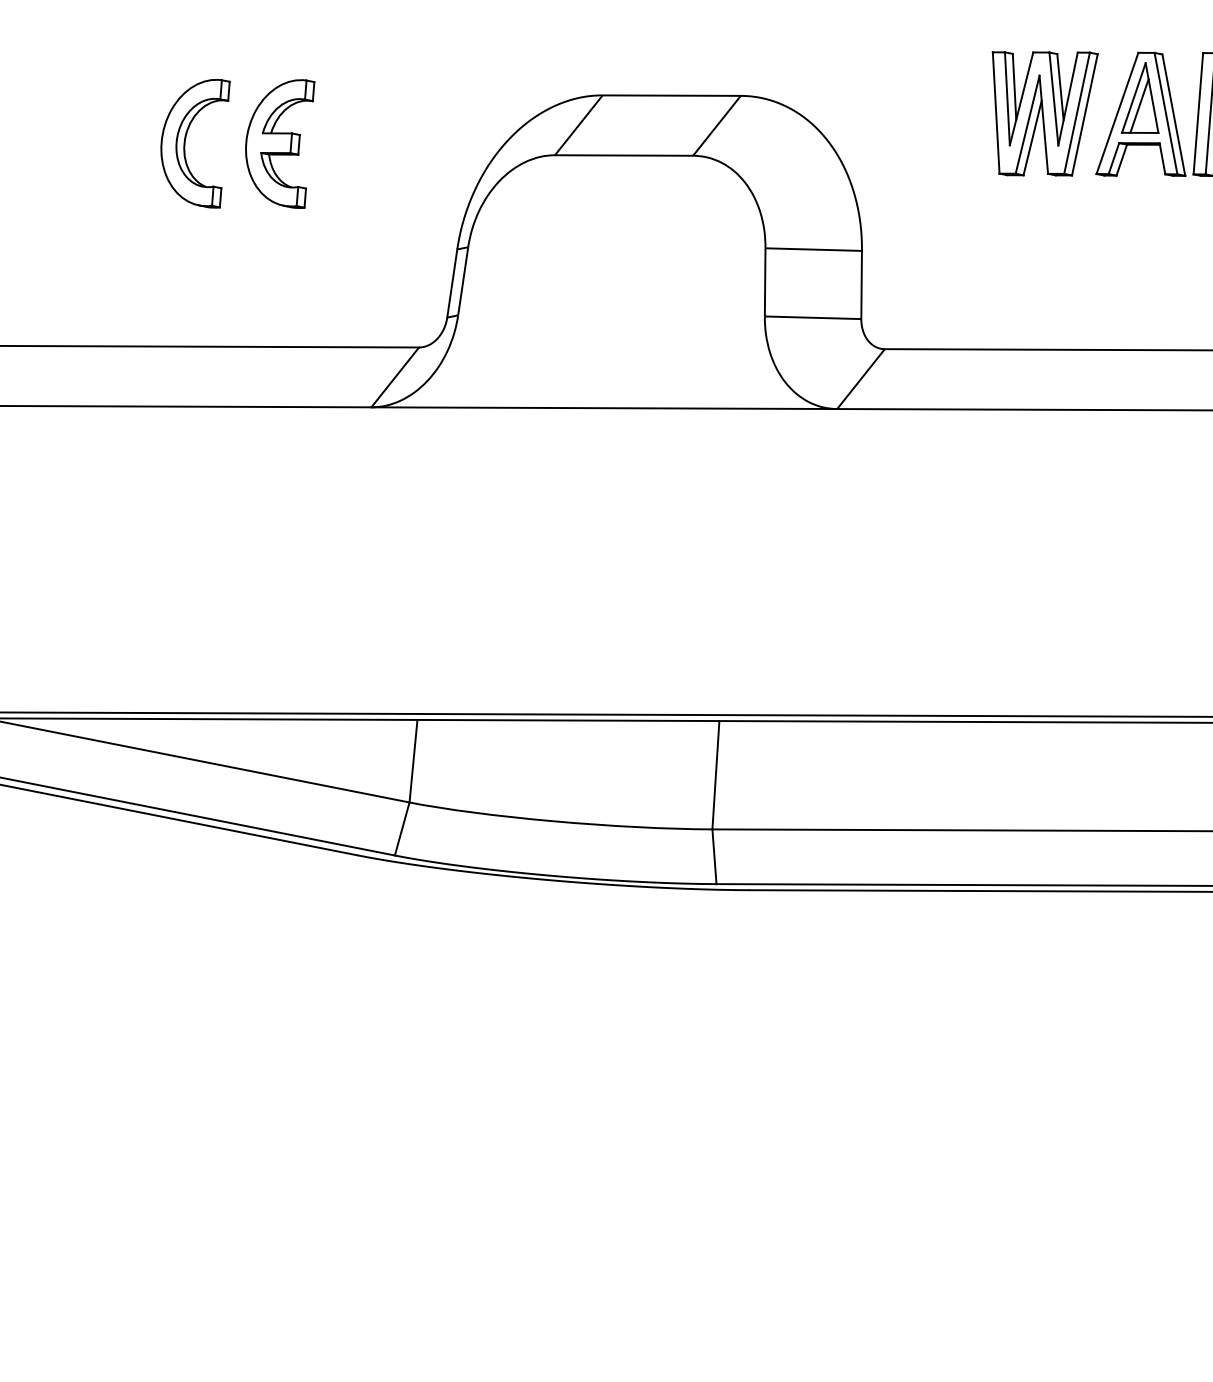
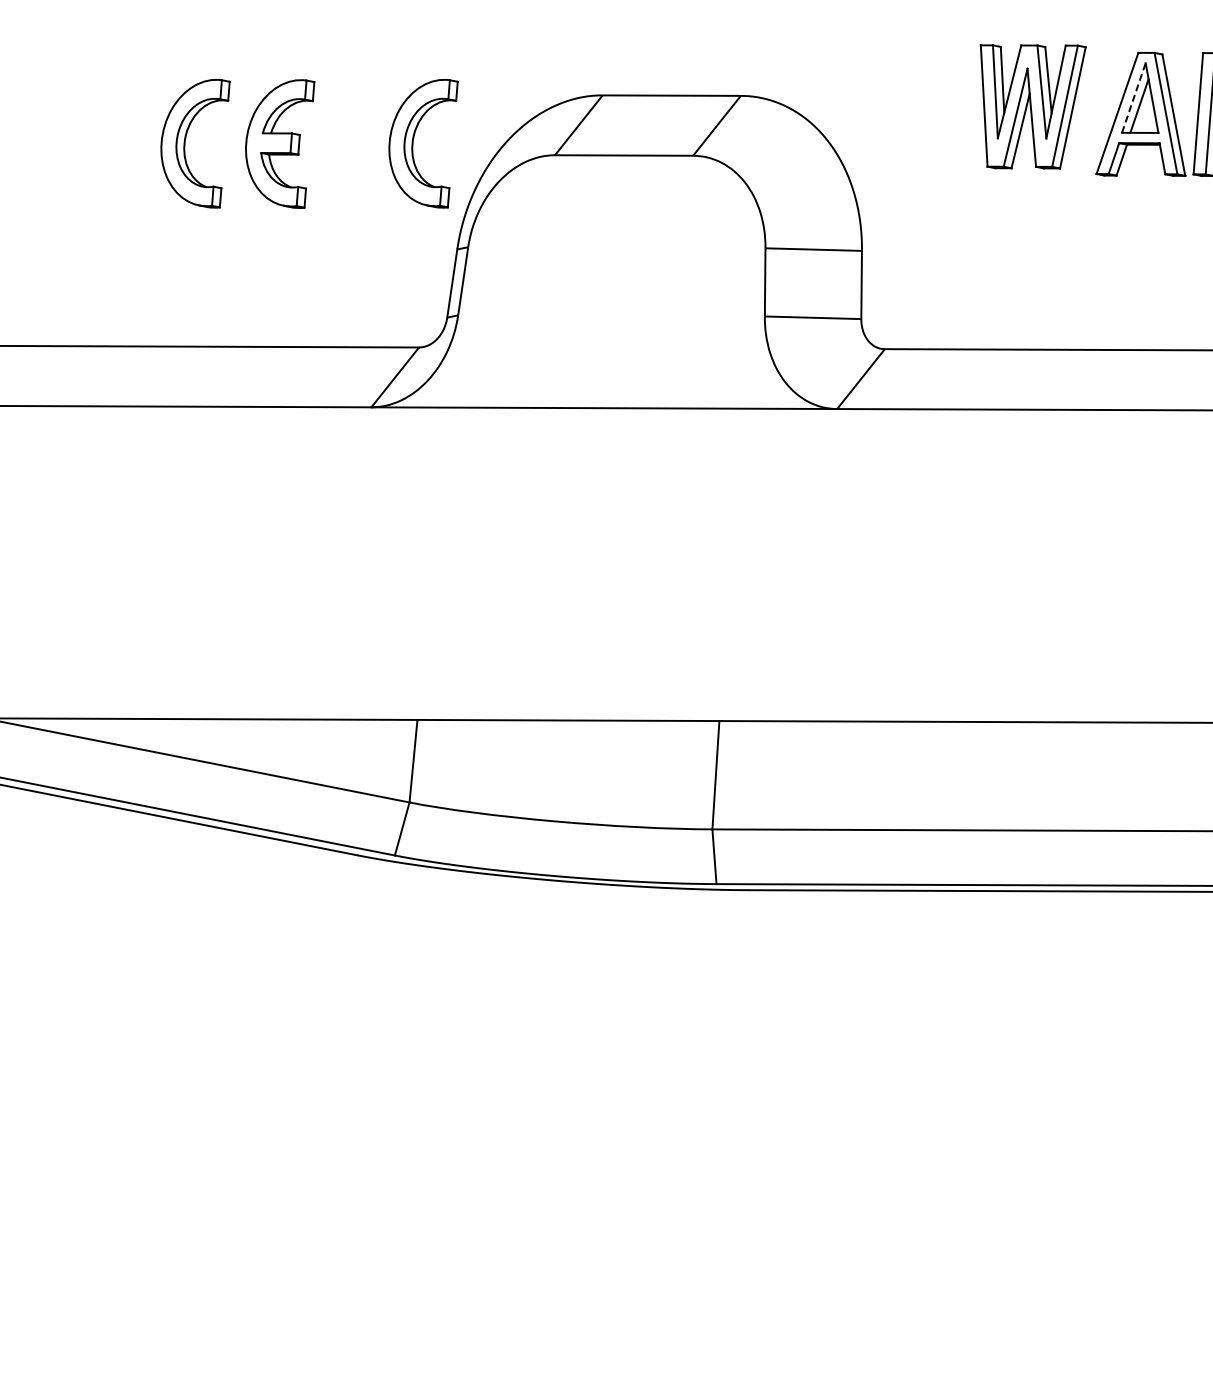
line: solid -> dashed (1133, 98)
part position: (1044, 113) -> (1032, 106) (1032, 106)
part: none -> present (413, 143)
line: present -> none (605, 714)
